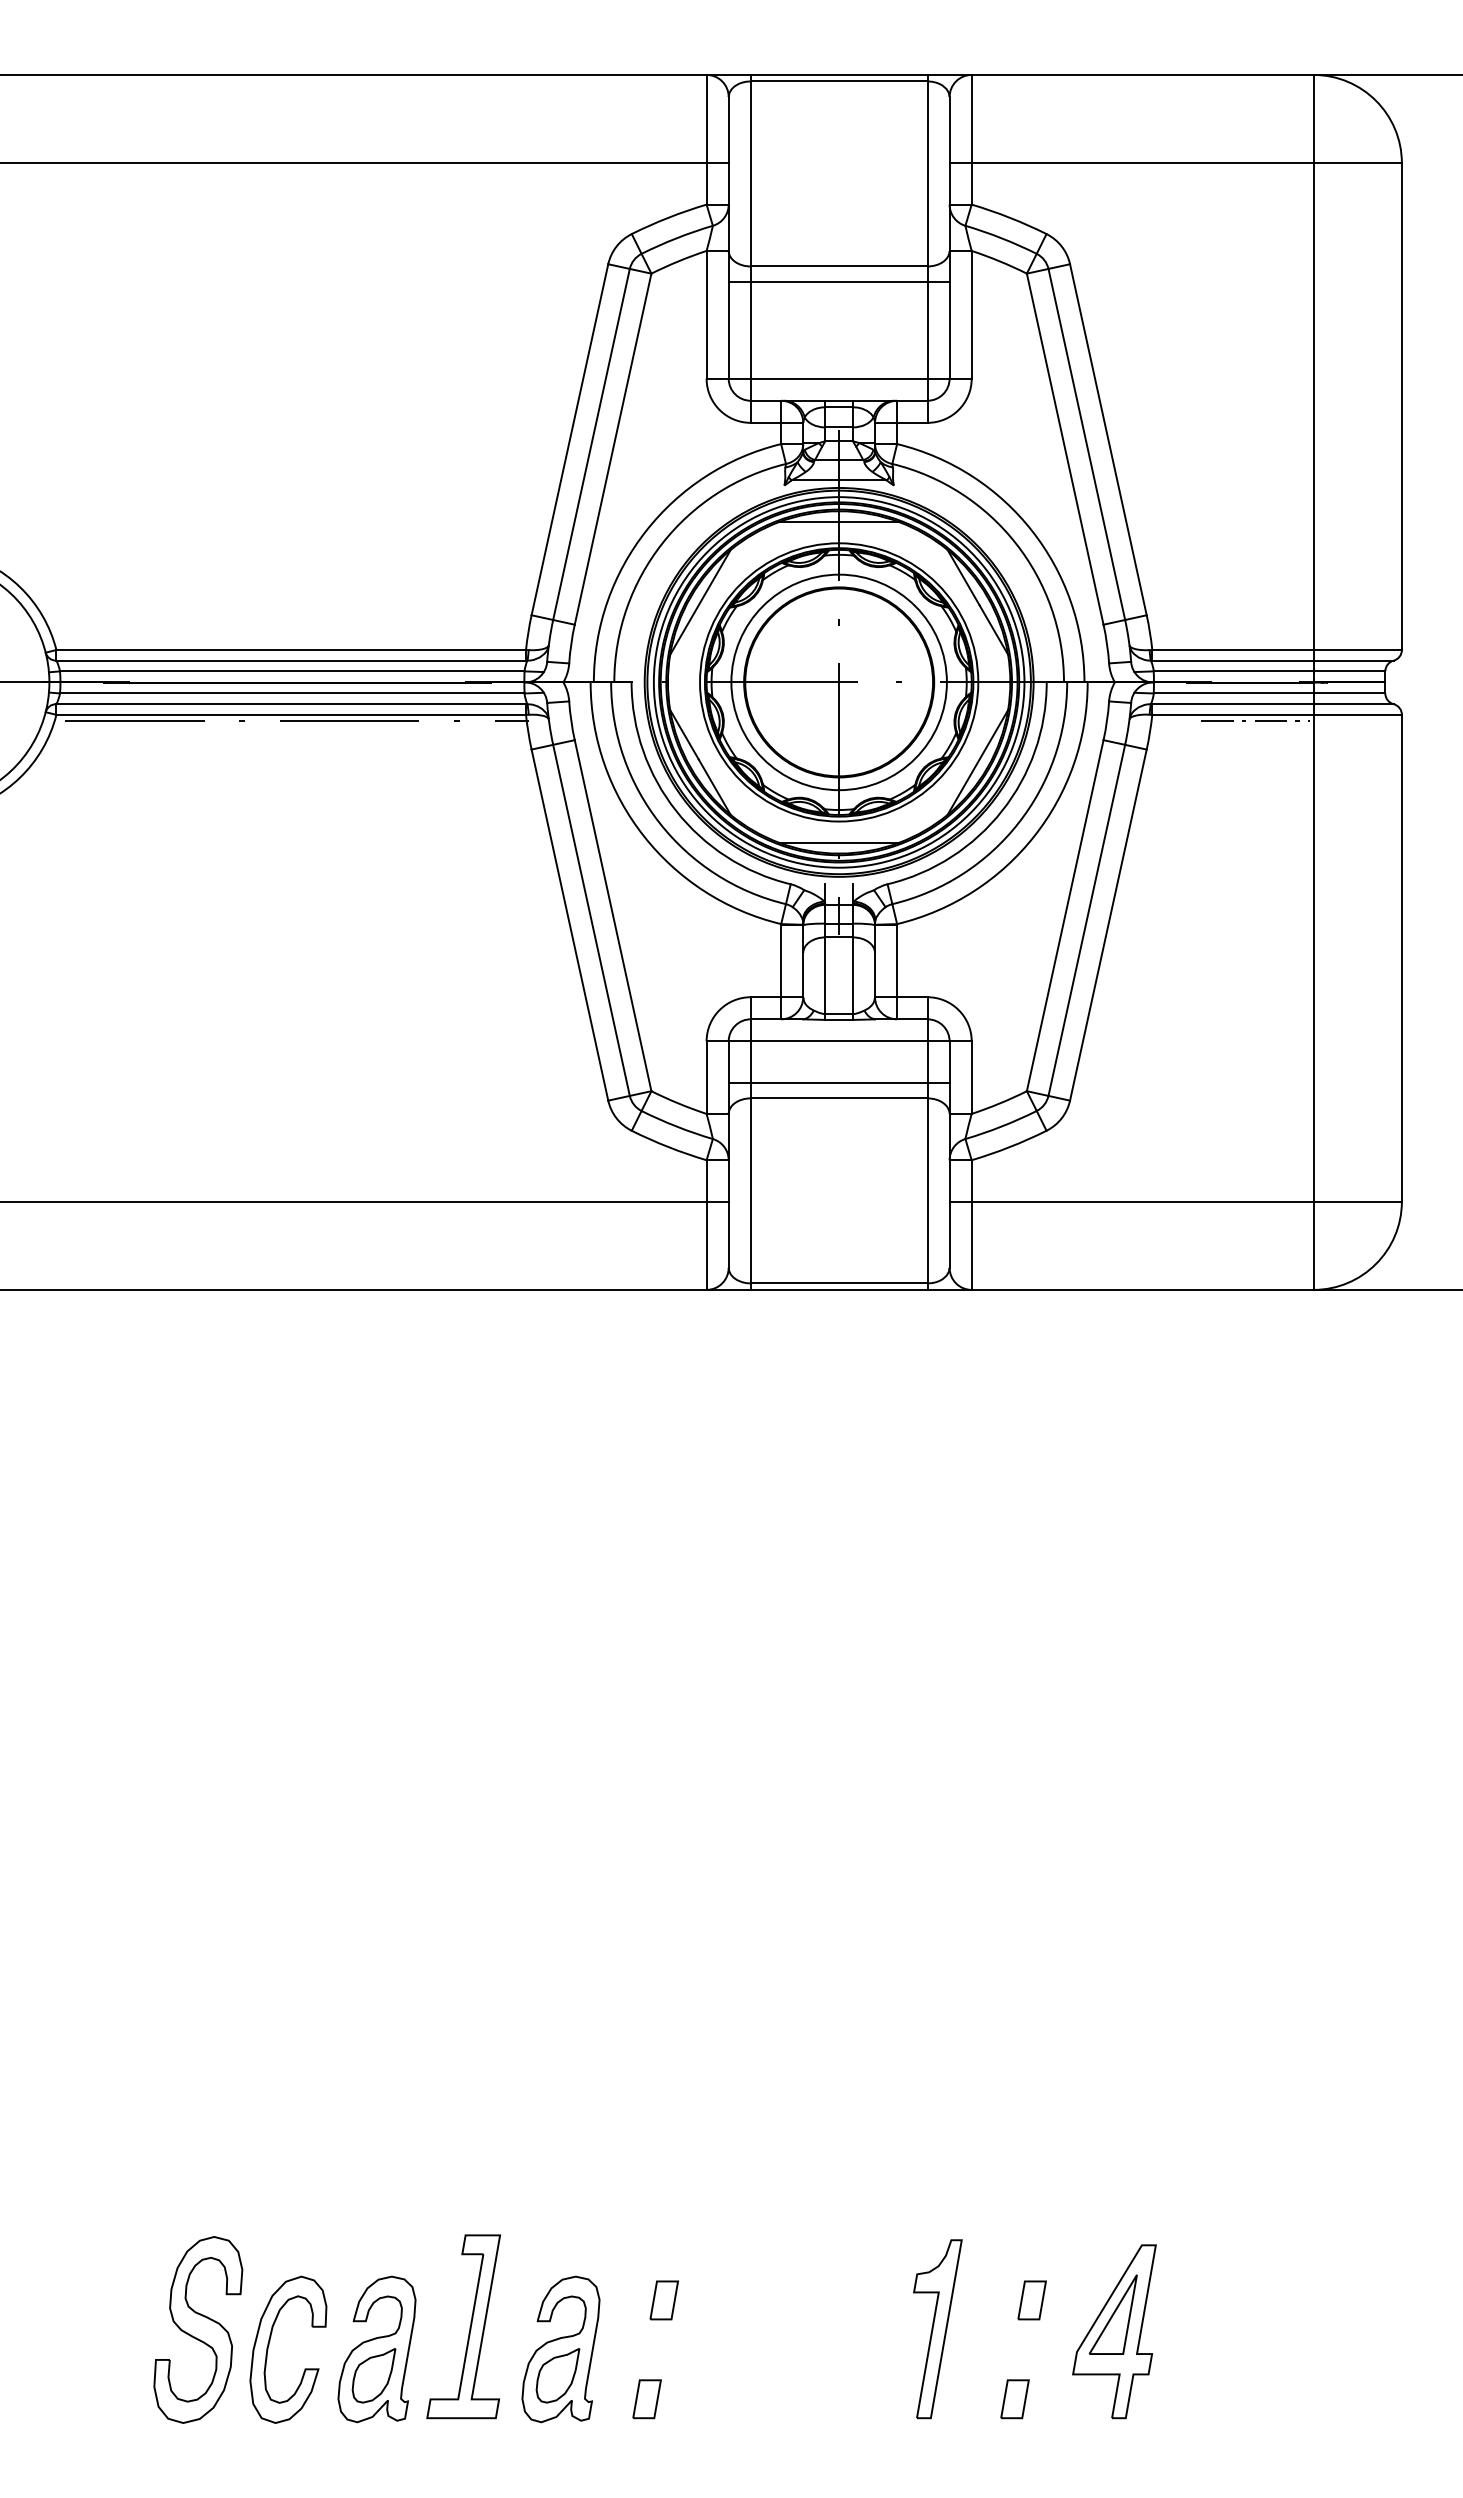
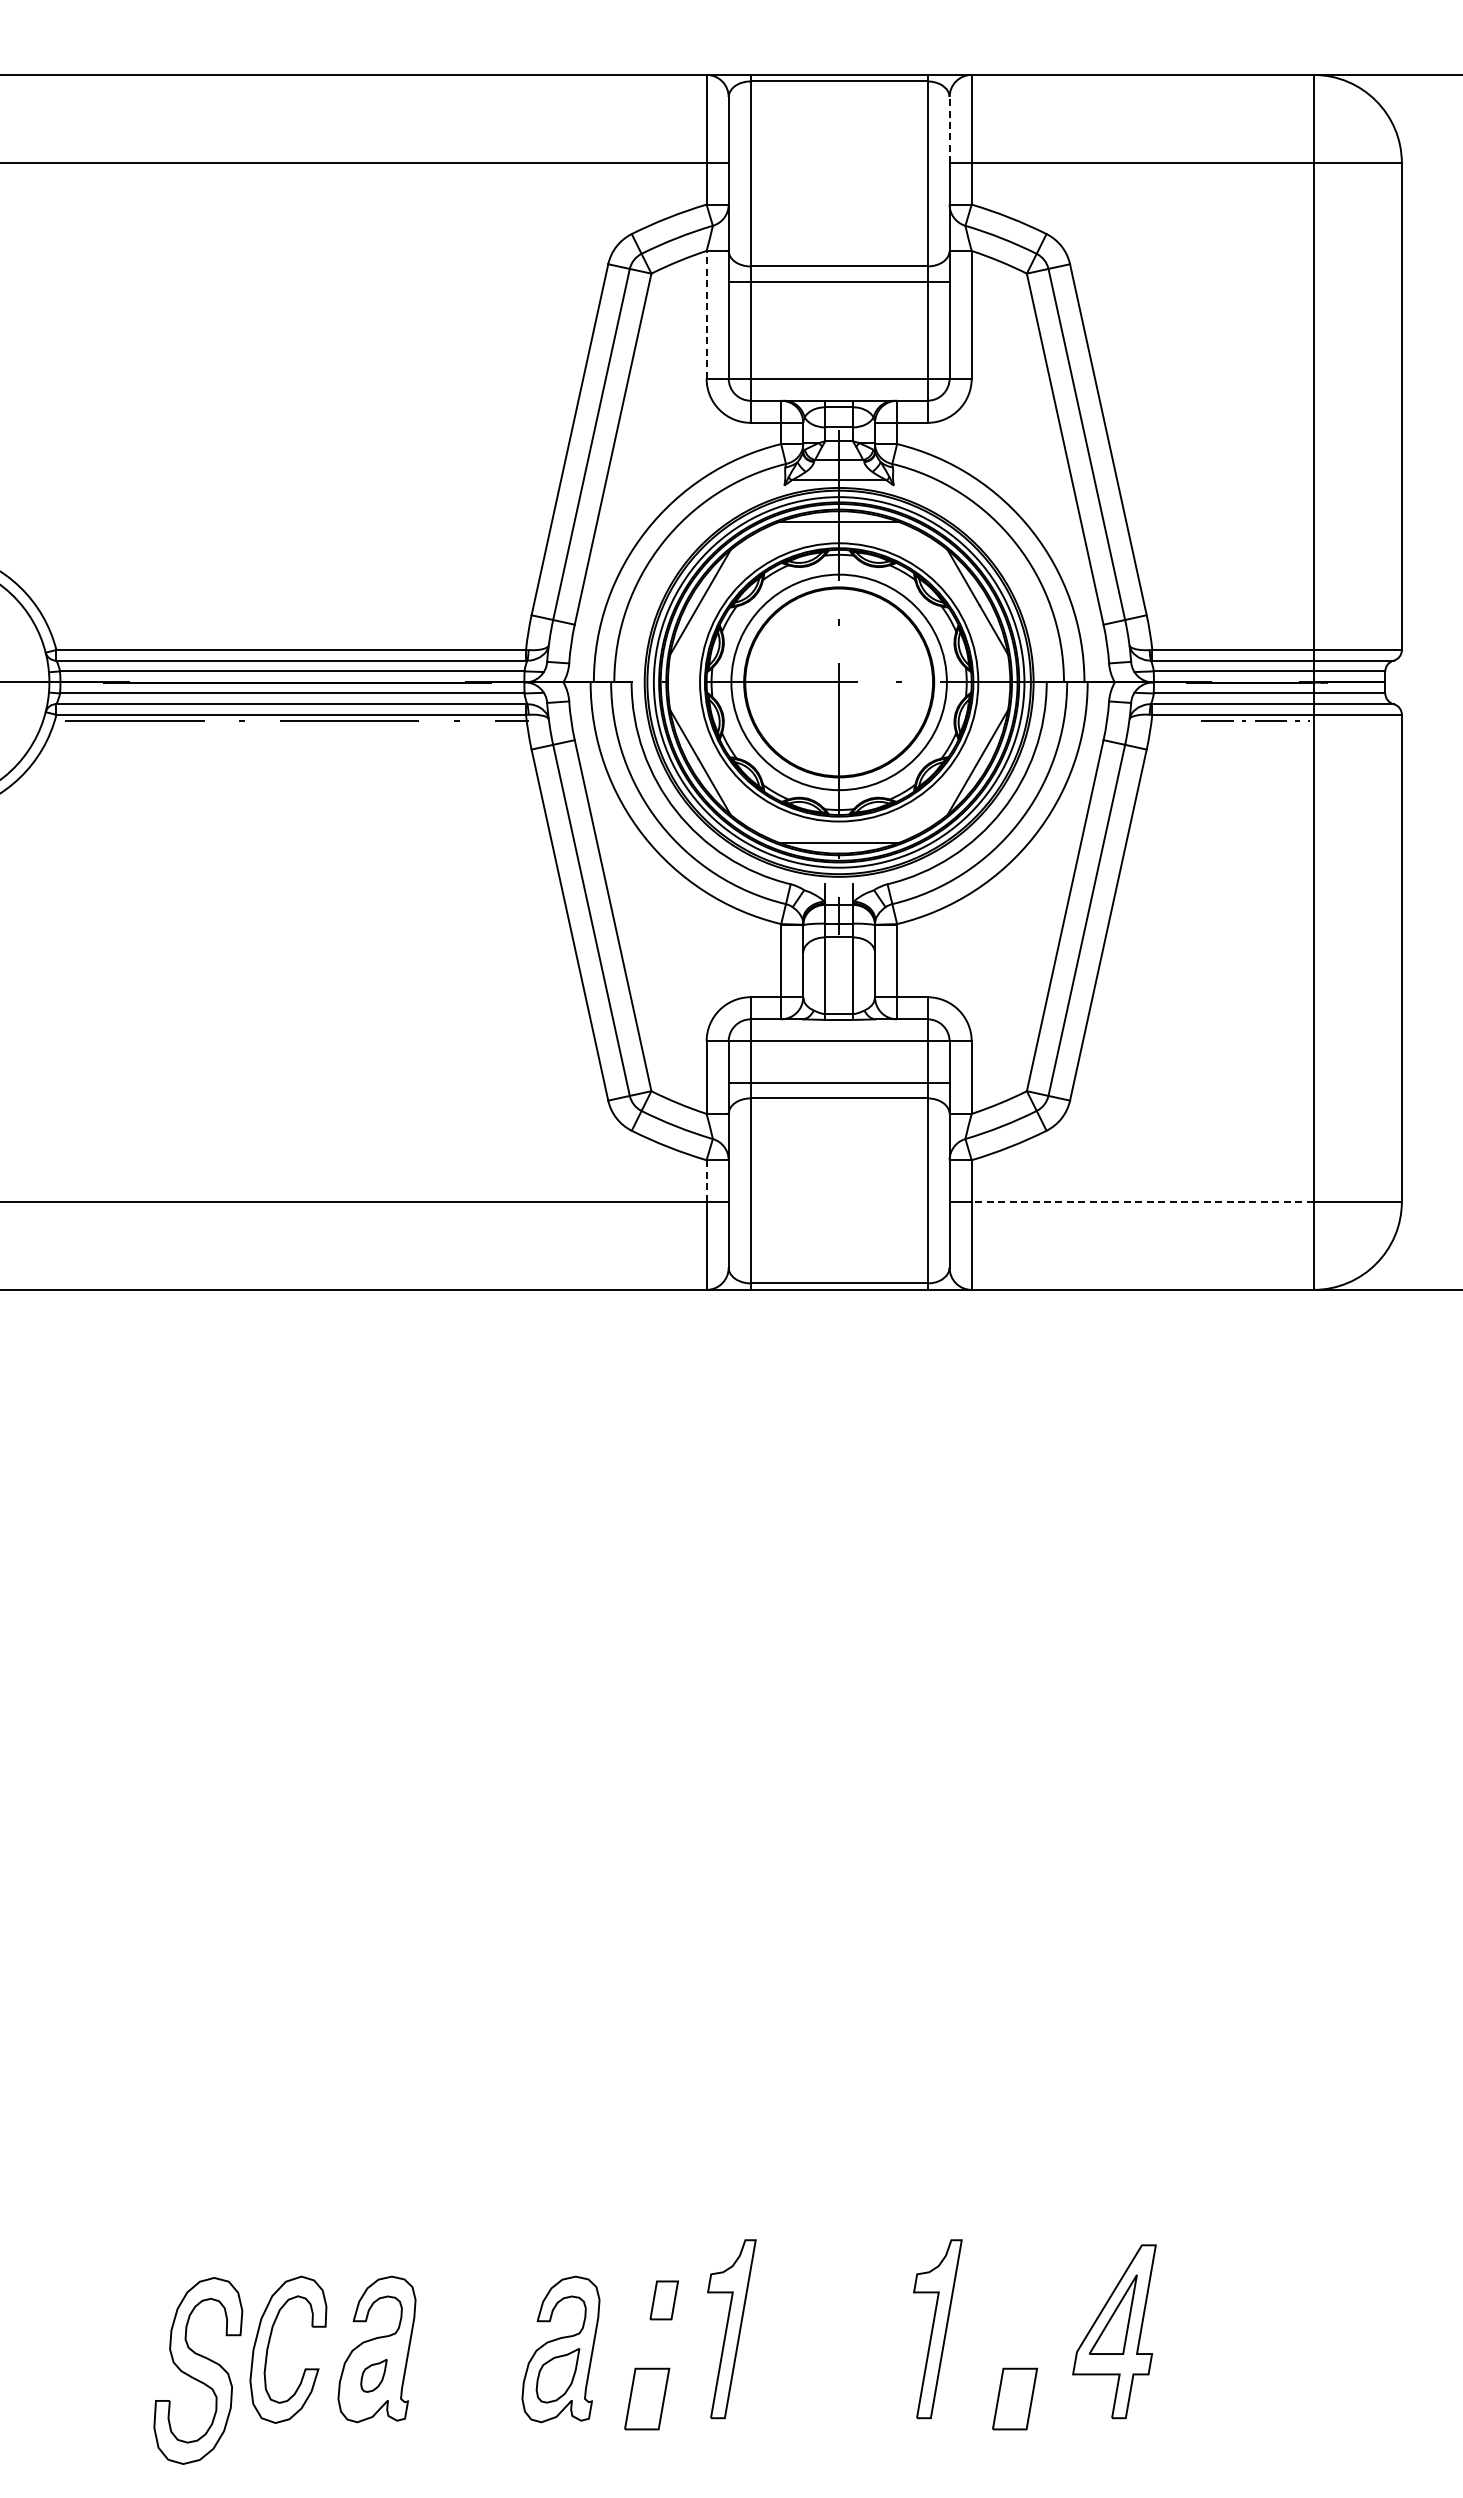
line: solid -> dashed (949, 129)
line: solid -> dashed (706, 314)
line: solid -> dashed (706, 1180)
line: solid -> dashed (1142, 1201)
part: present -> none (1031, 2300)
part: present -> none (469, 2327)
part position: (198, 2329) -> (198, 2370) (198, 2370)
part: none -> present (731, 2329)
part size: 46x56 px -> 28x34 px (373, 2375)
part size: 30x41 px -> 47x64 px (647, 2398)
part size: 30x41 px -> 47x64 px (1015, 2398)
